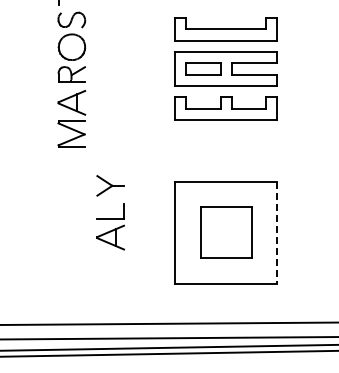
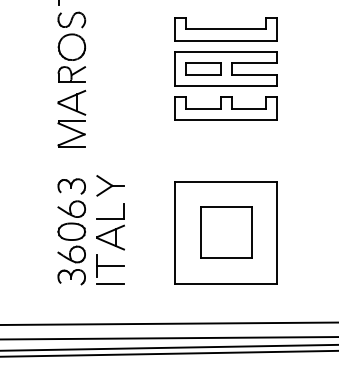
part: none -> present (71, 231)
line: dashed -> solid (277, 233)
part: none -> present (110, 269)
